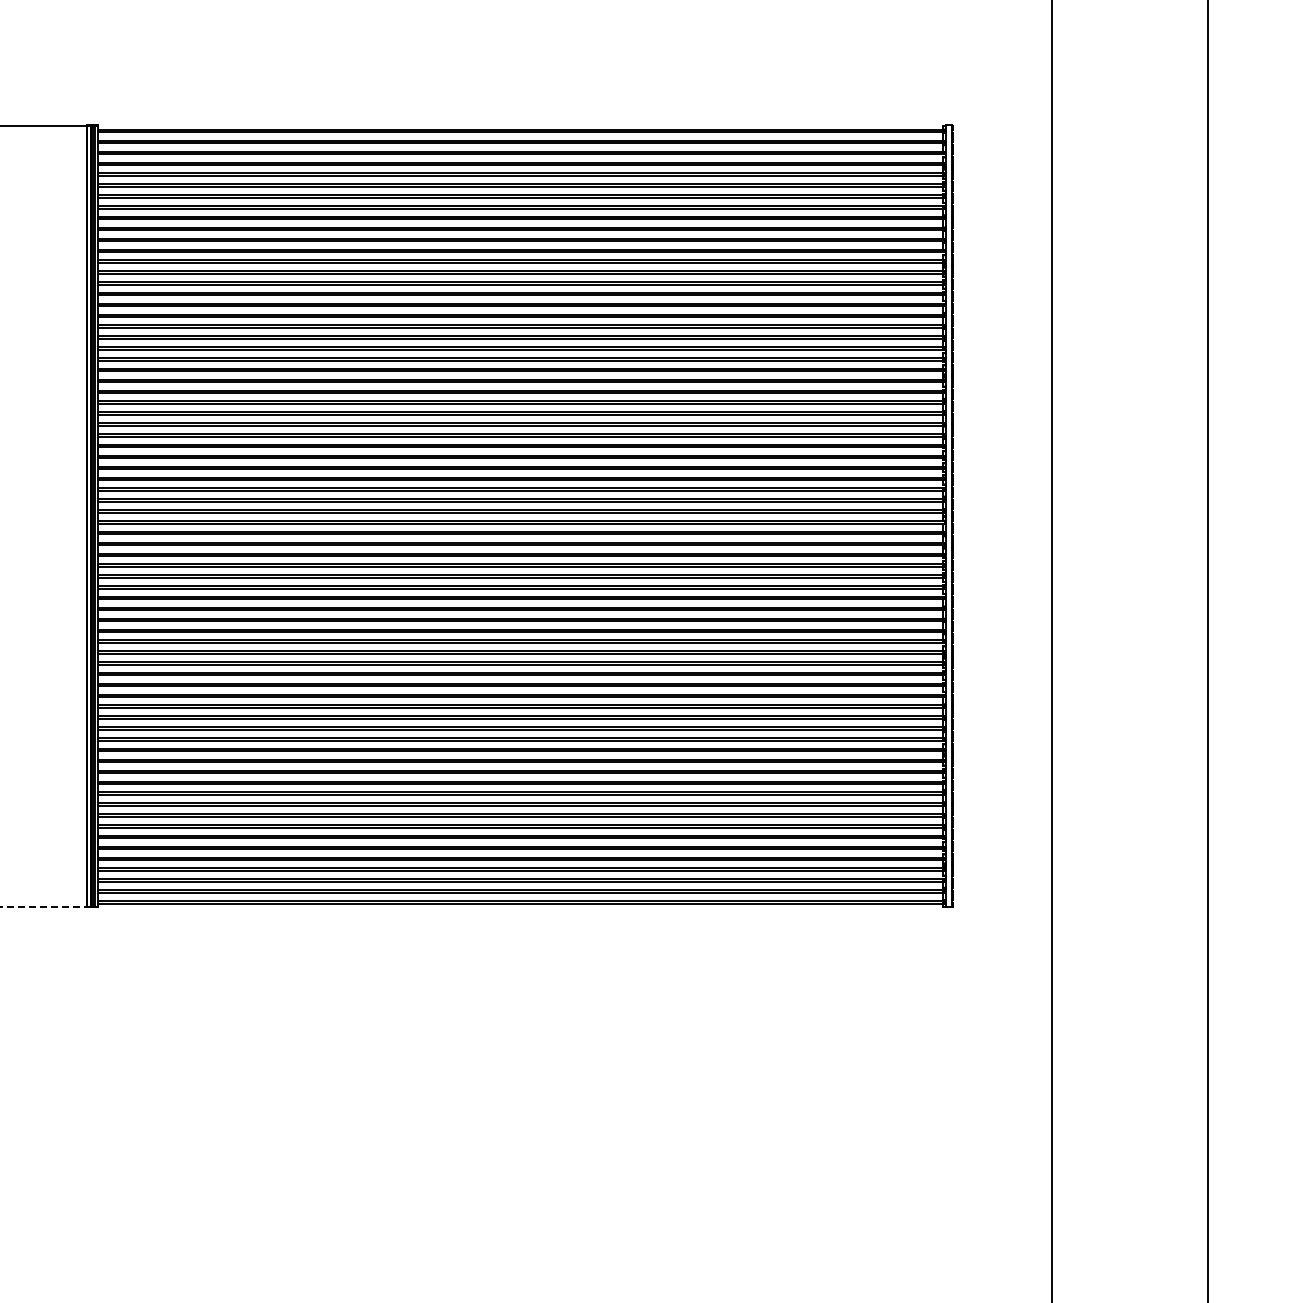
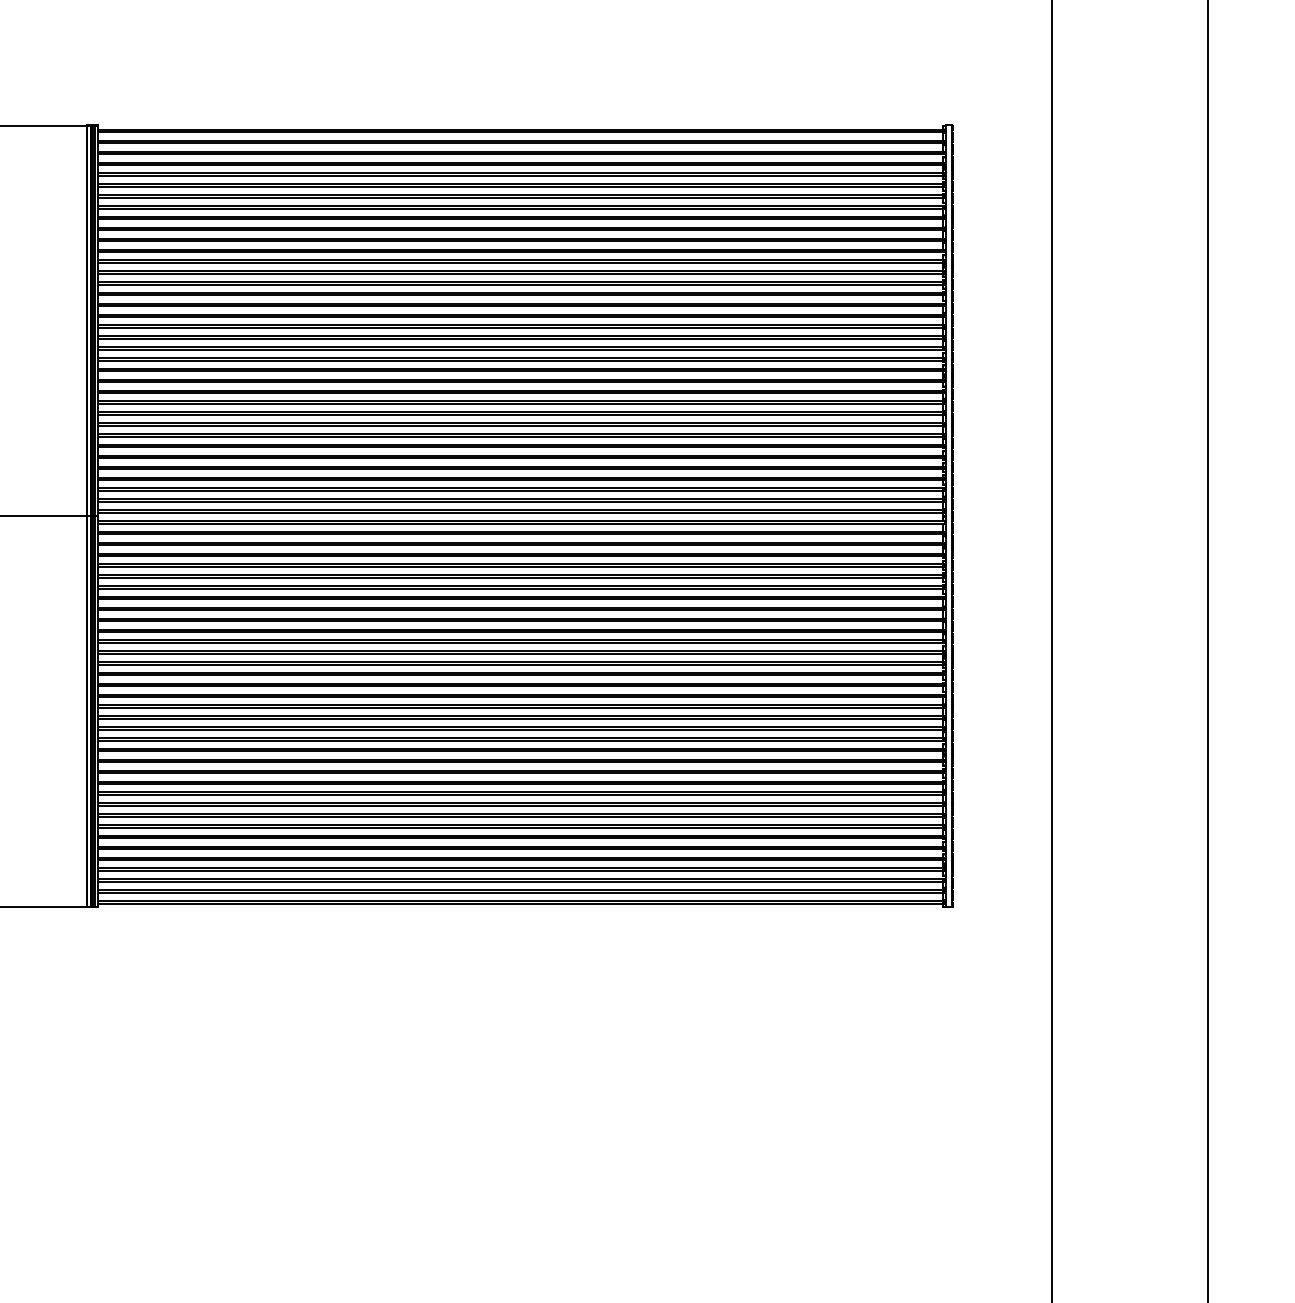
line: none -> present (49, 516)
line: dashed -> solid (45, 907)
